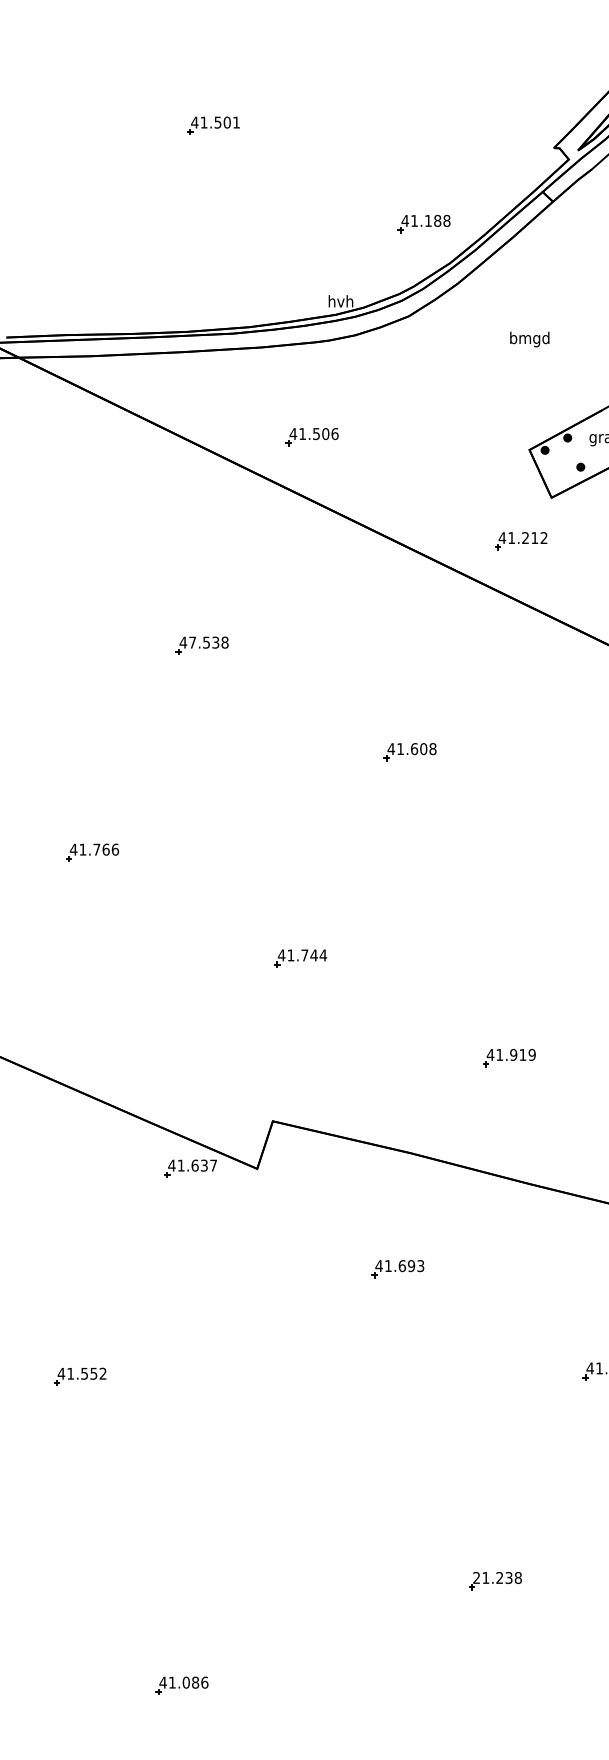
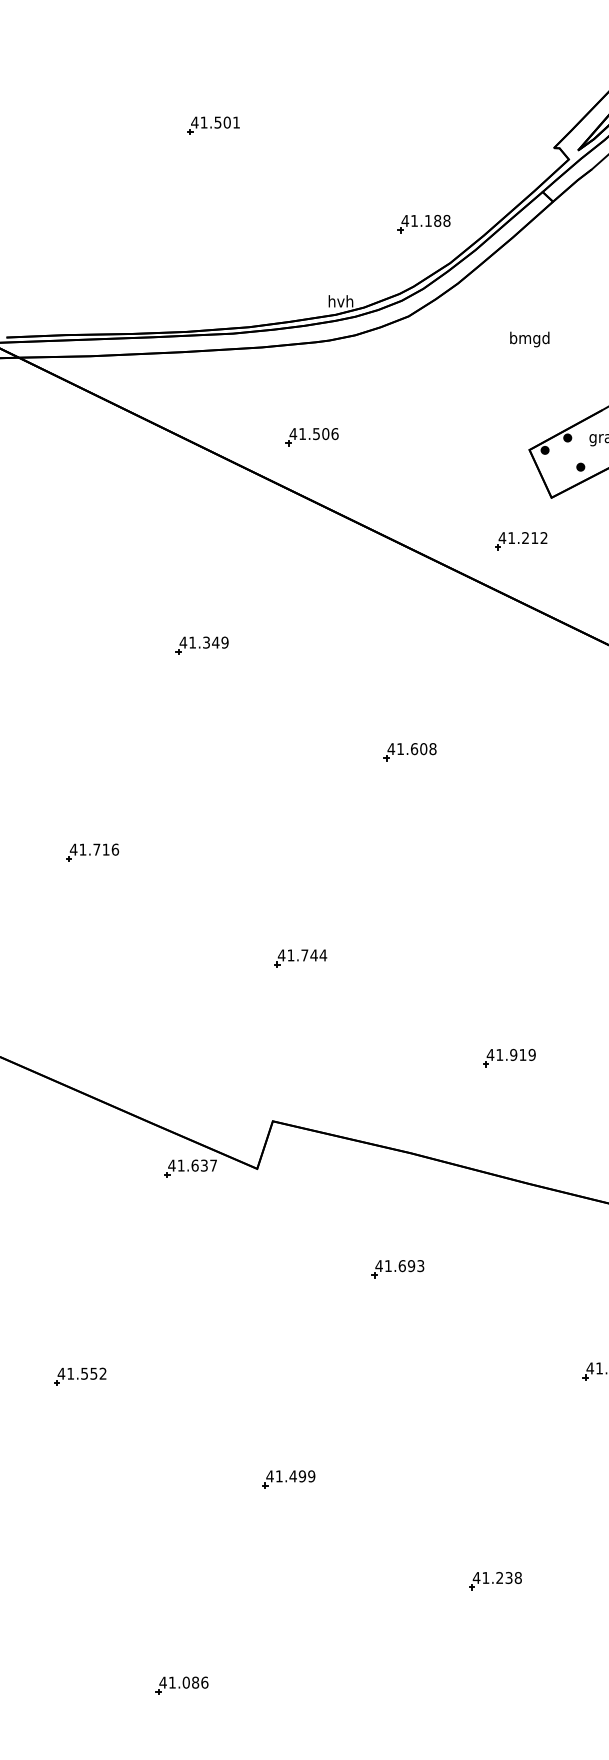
text: 47.538 -> 41.349 (208, 642)
text: 41.766 -> 41.716 (105, 849)
part: none -> present (288, 1479)
text: 21.238 -> 41.238 (476, 1577)
